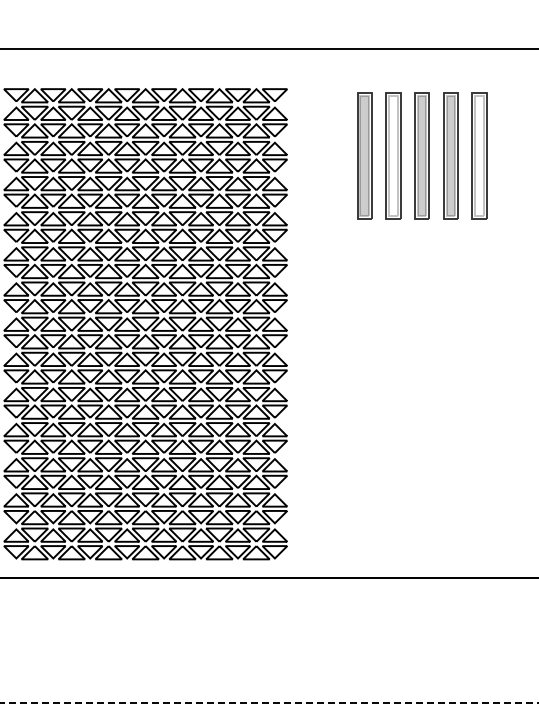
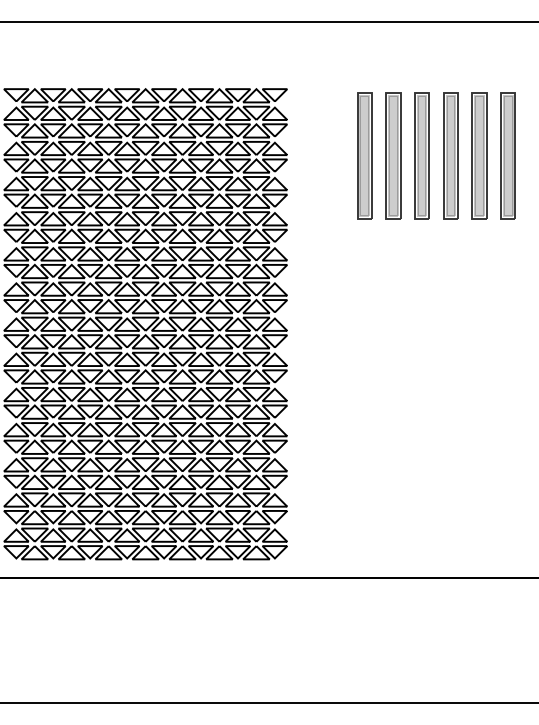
line position: (268, 48) -> (268, 21) (268, 21)
part: none -> present (507, 155)
fill: none -> present (393, 156)
fill: none -> present (479, 156)
line: dashed -> solid (269, 703)
